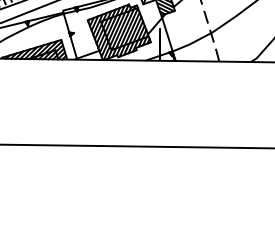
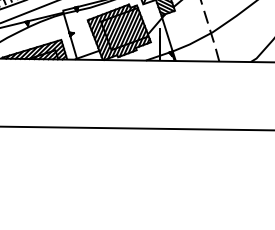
line position: (136, 146) -> (136, 128) (136, 128)
